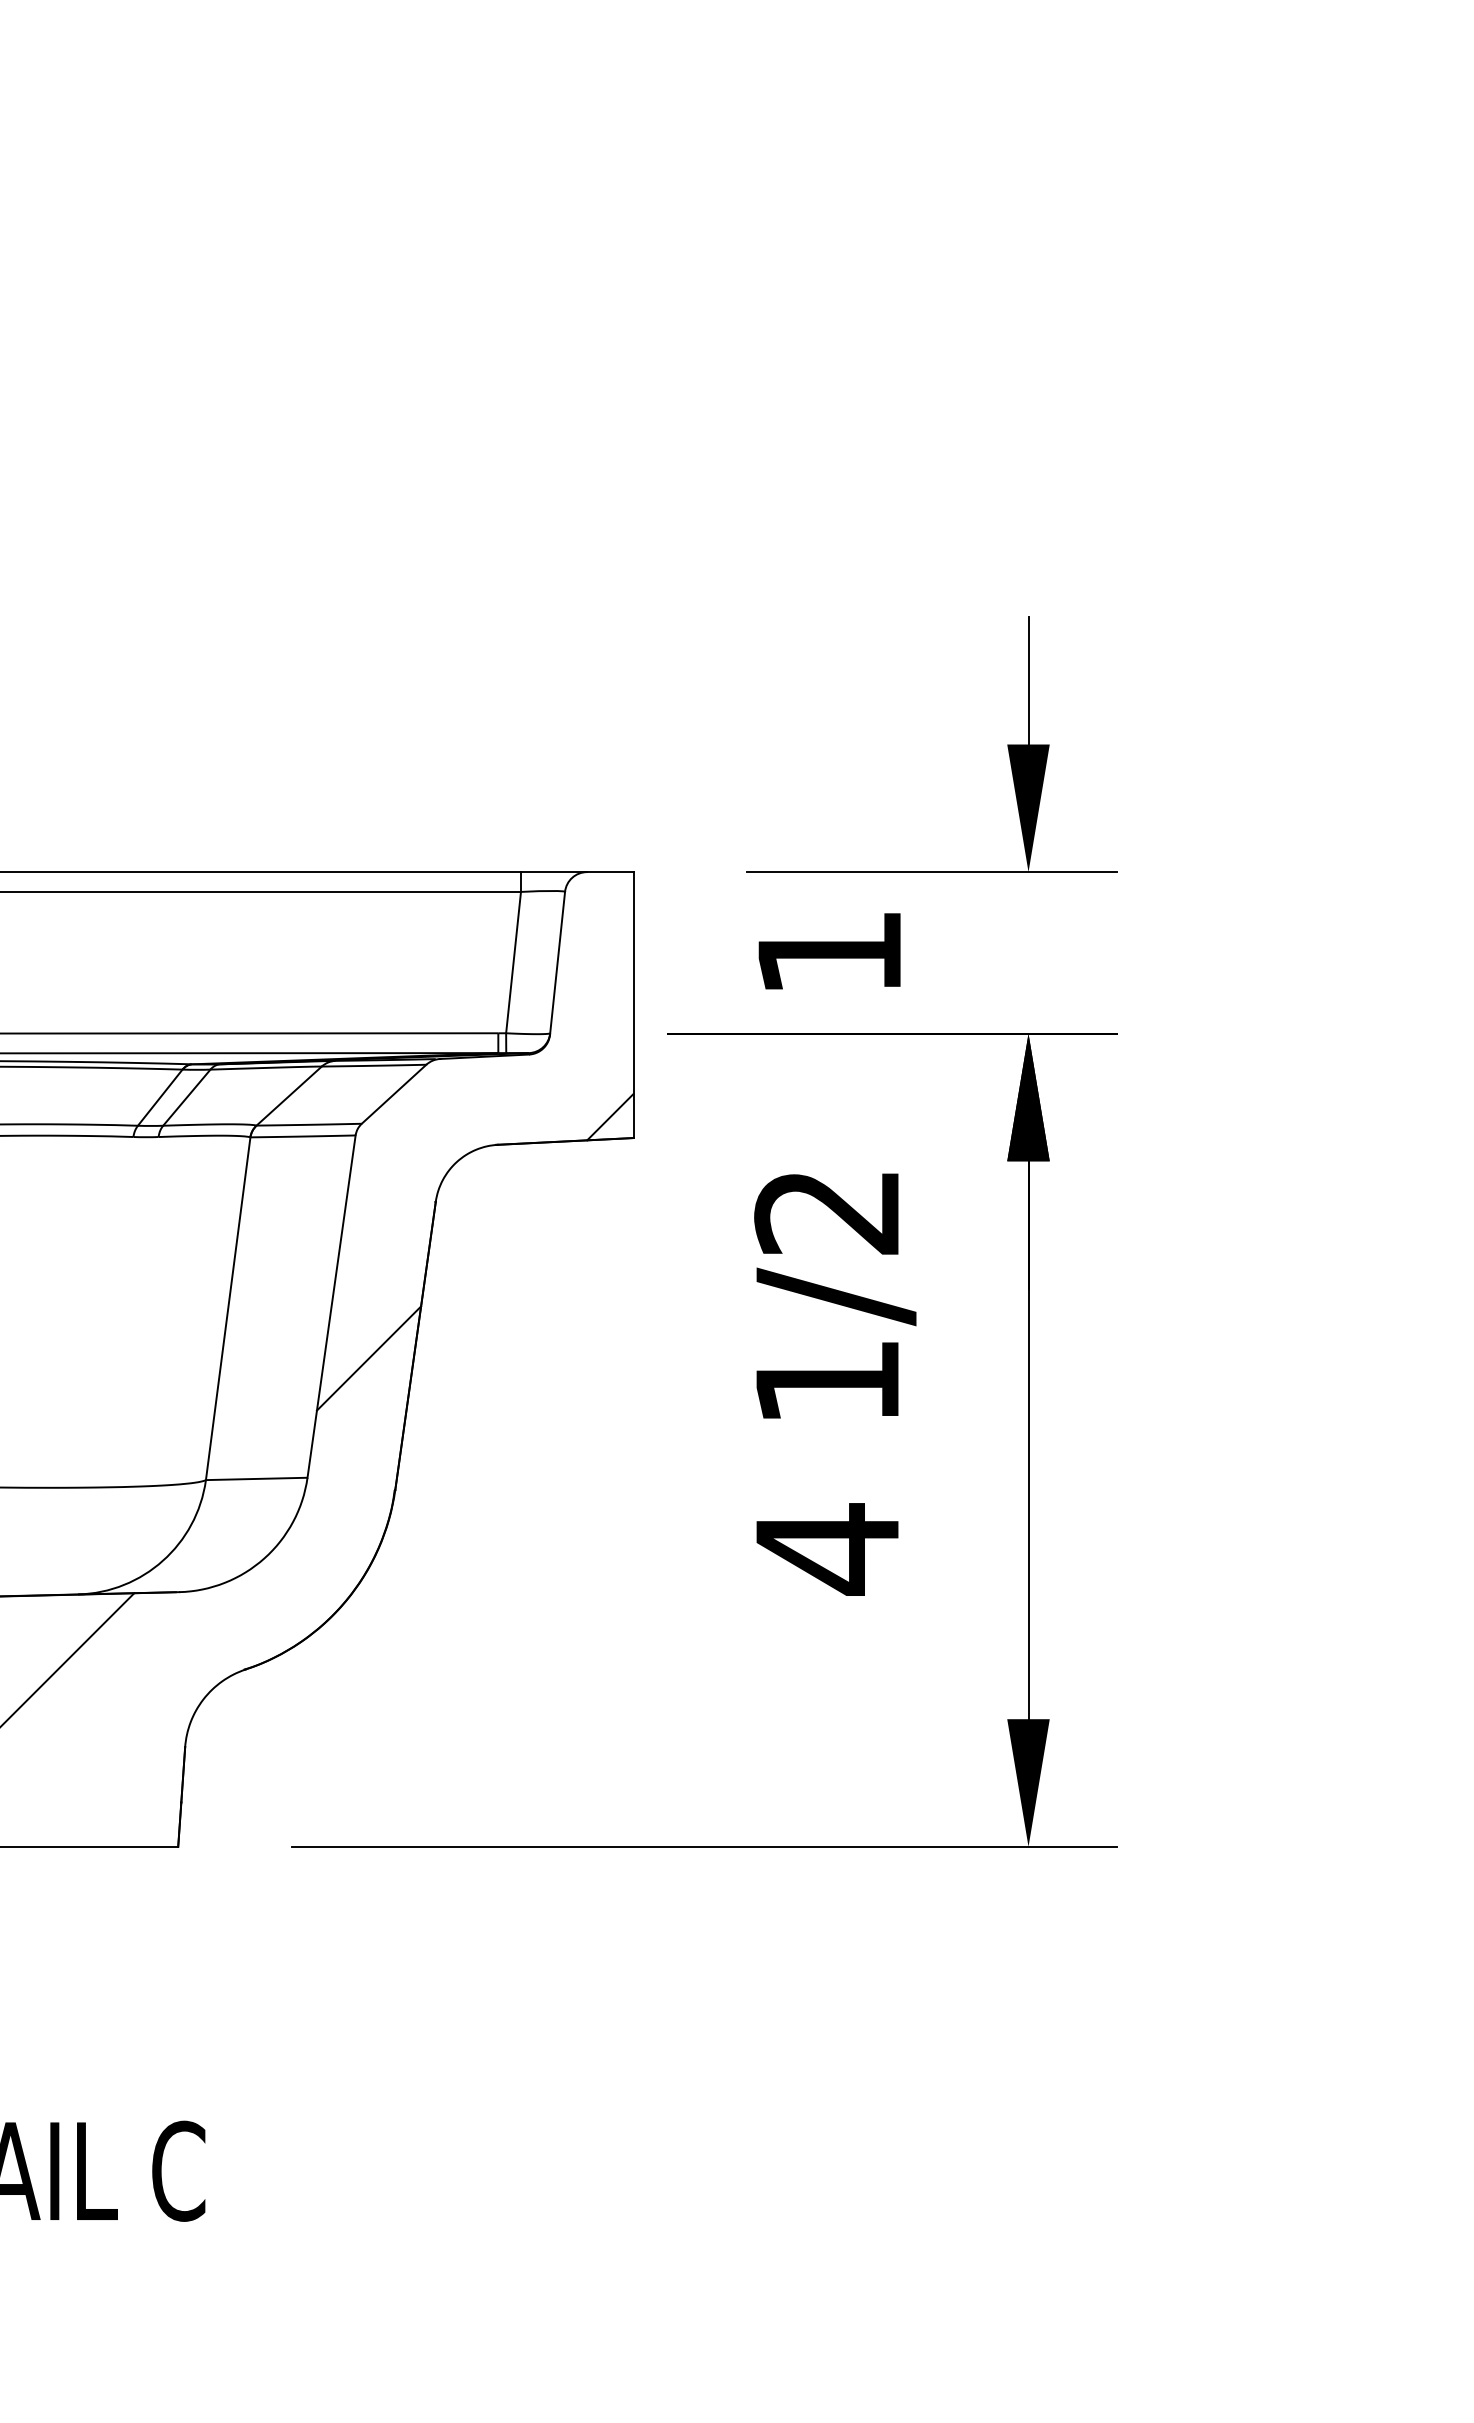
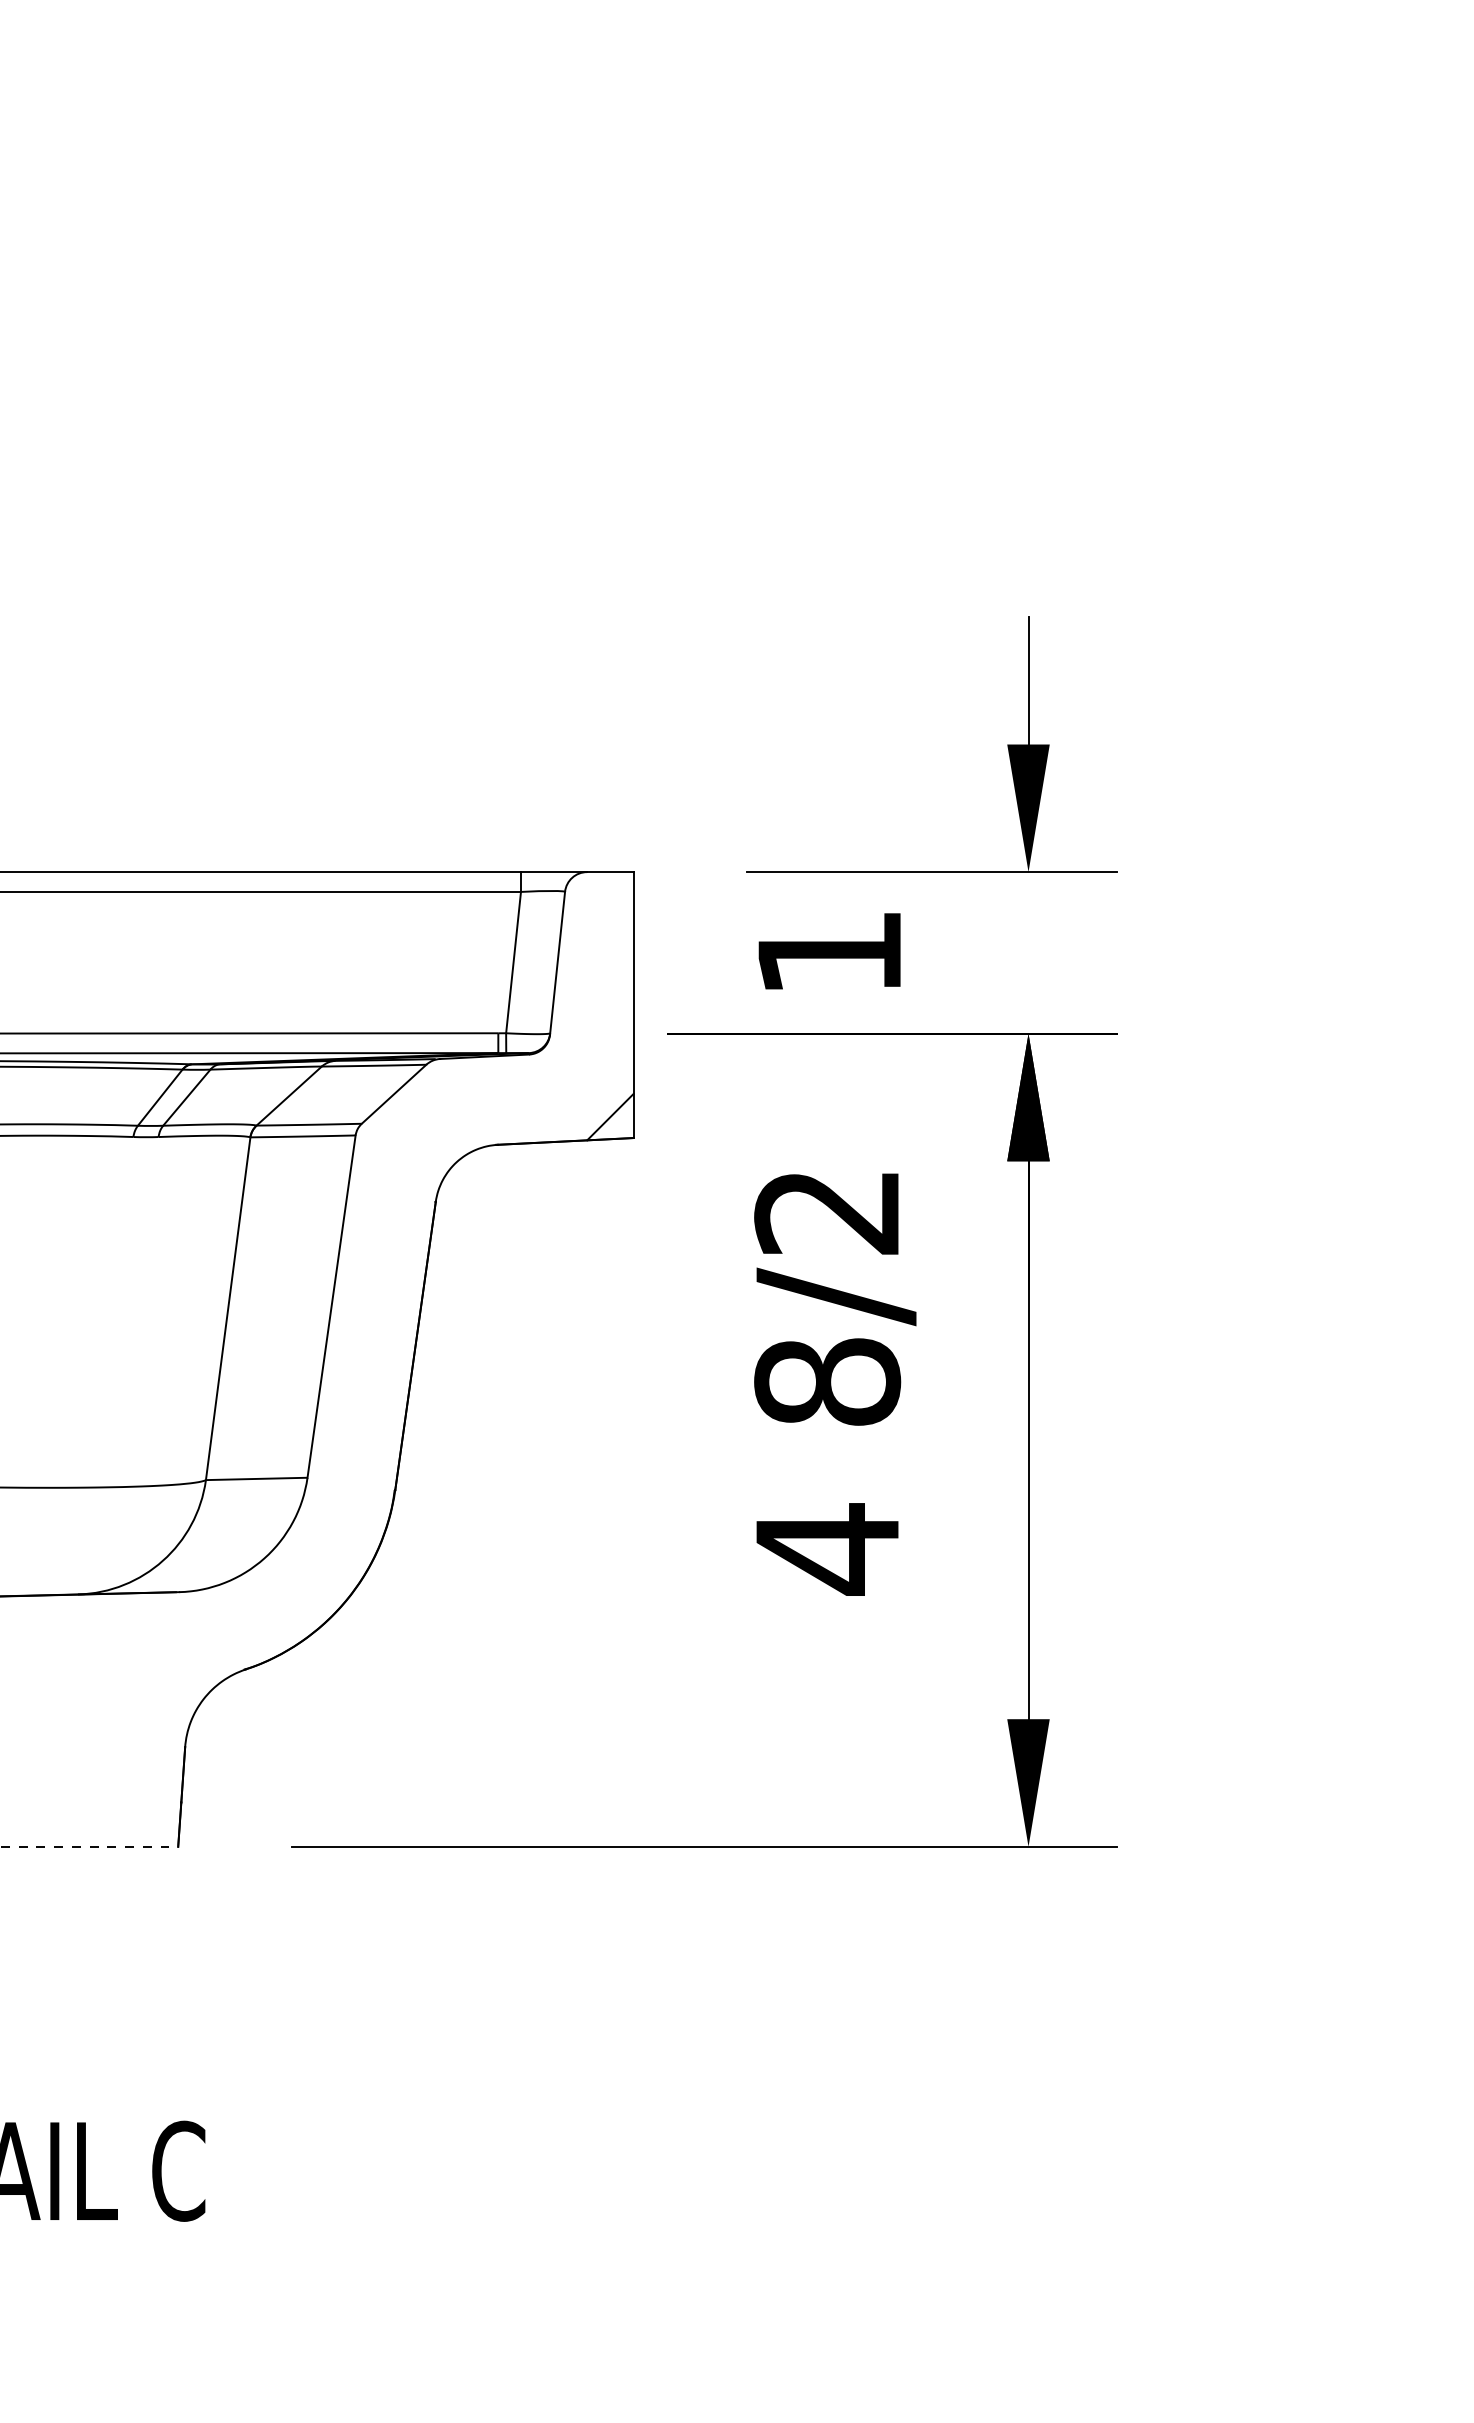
line: present -> none (368, 1358)
text: 1/2 -> 8/2 (827, 1381)
line: present -> none (68, 1658)
line: solid -> dashed (89, 1846)
